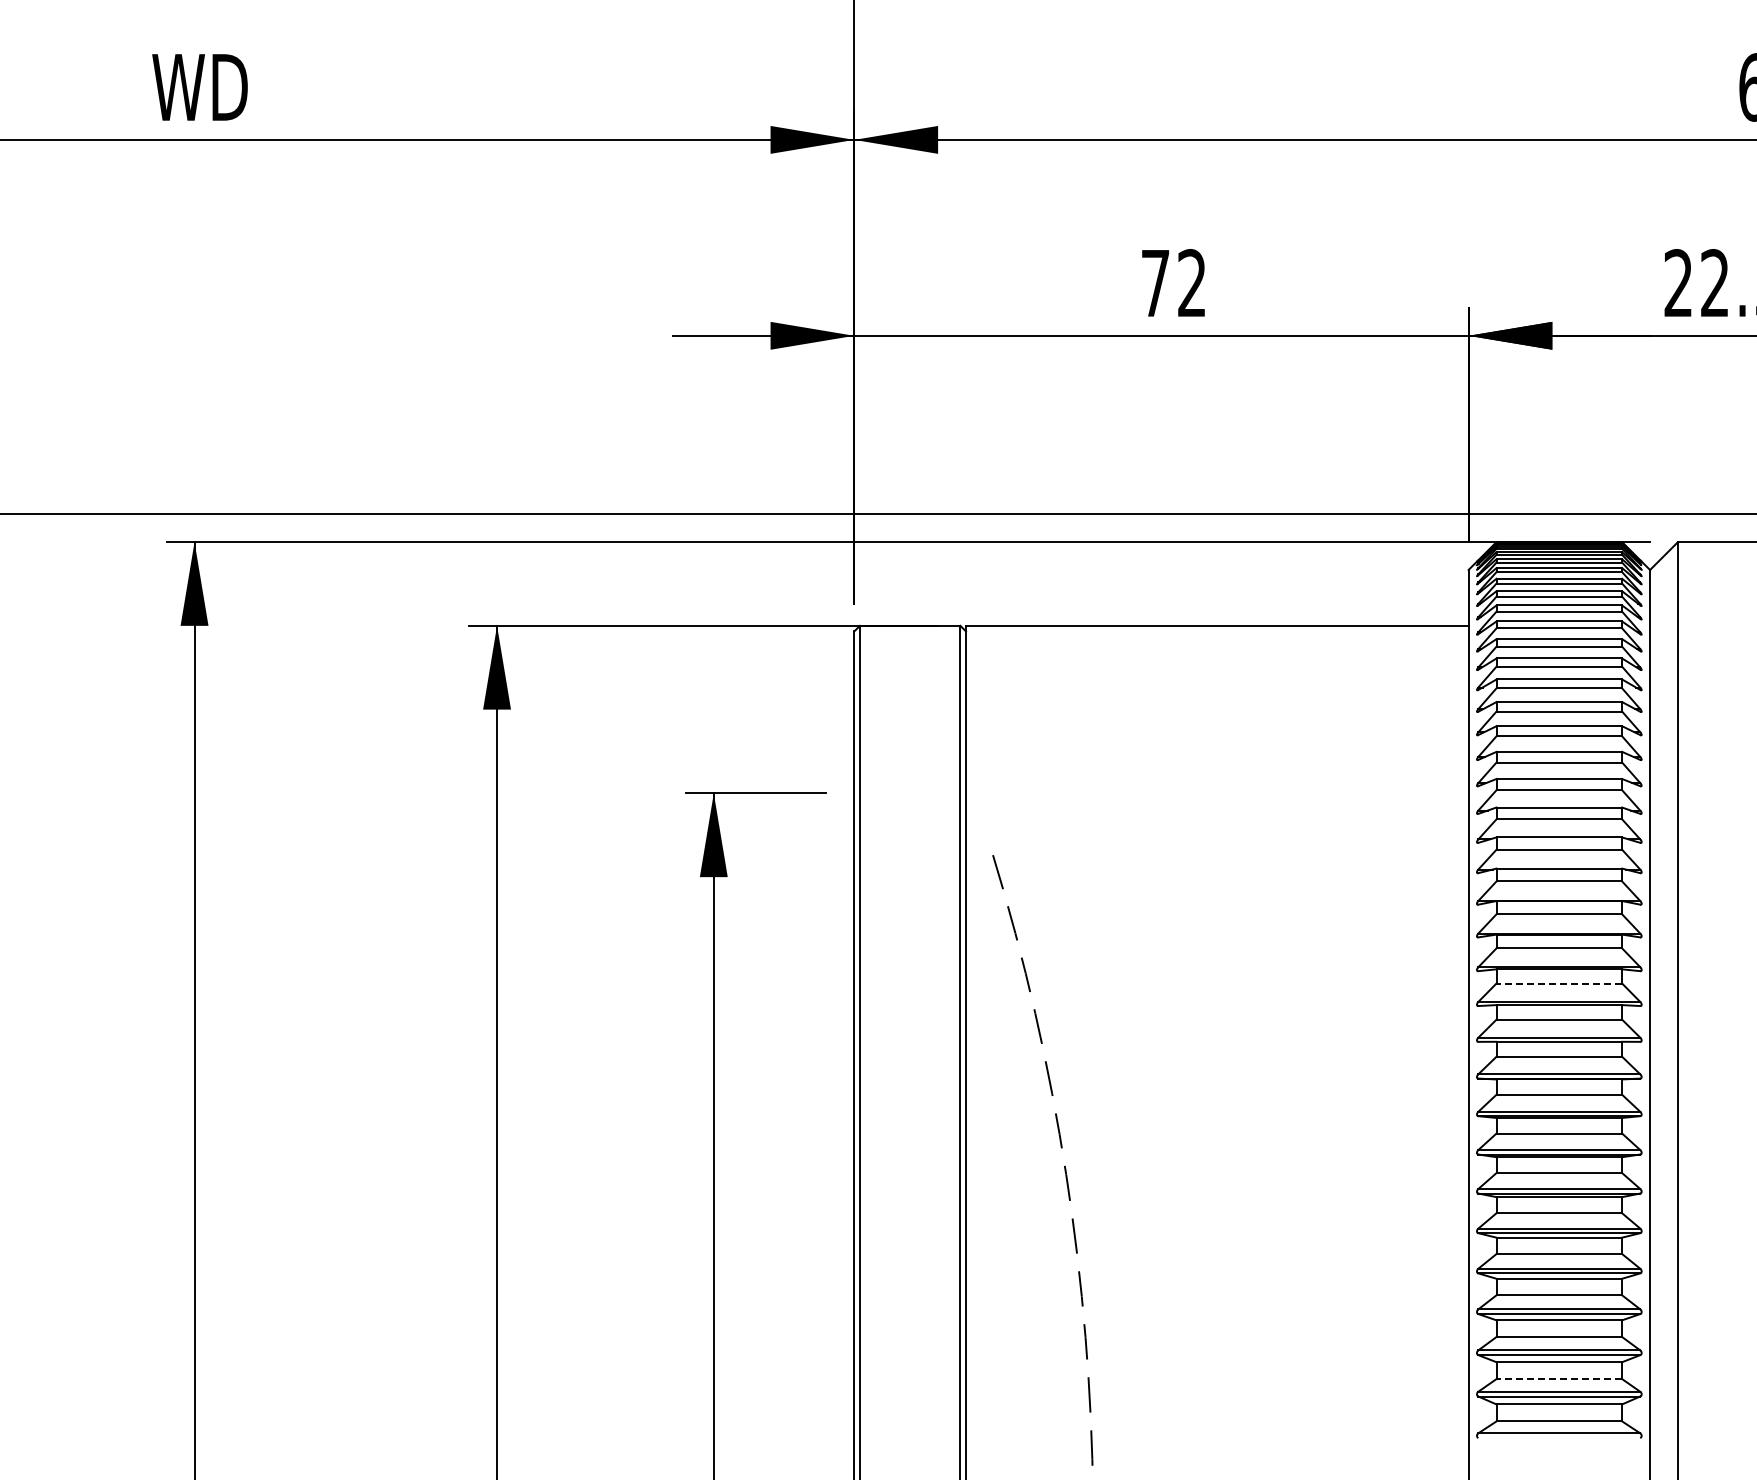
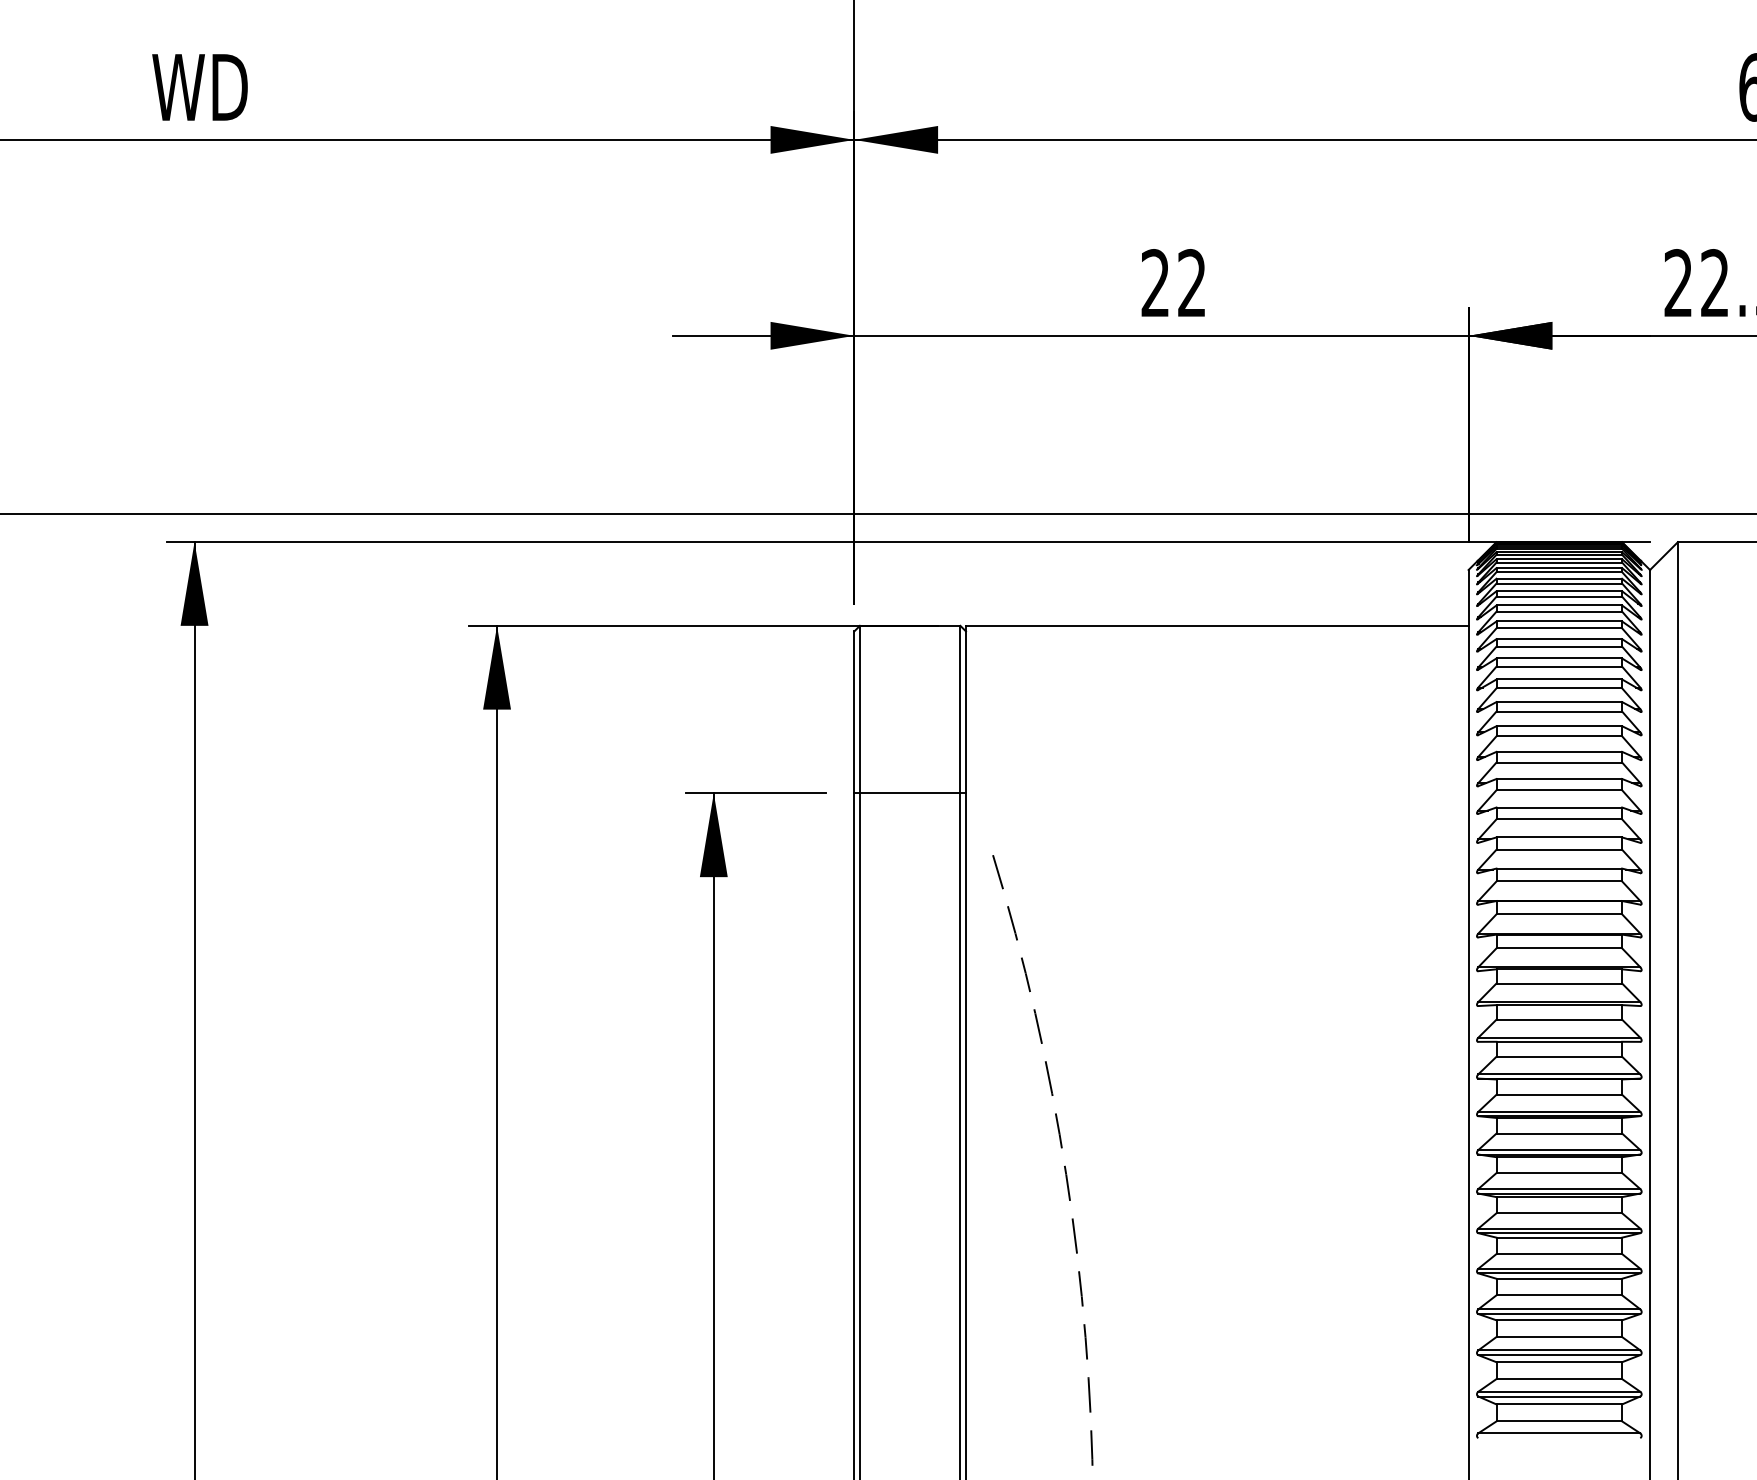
text: 72 -> 22 (1155, 282)
line: none -> present (910, 793)
line: dashed -> solid (1559, 983)
line: dashed -> solid (1559, 1379)
